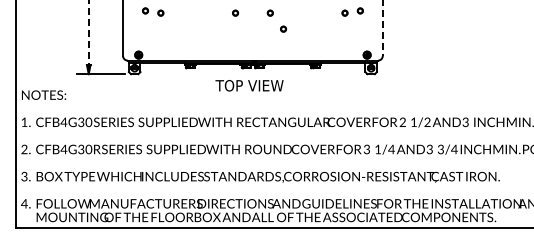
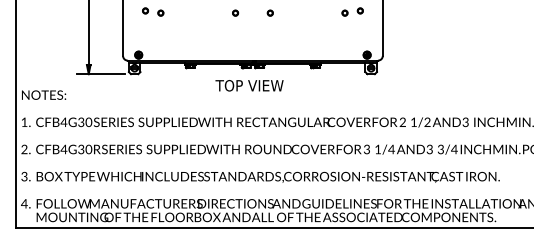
part: present -> none (283, 28)
line: dashed -> solid (382, 28)
line: dashed -> solid (88, 33)
